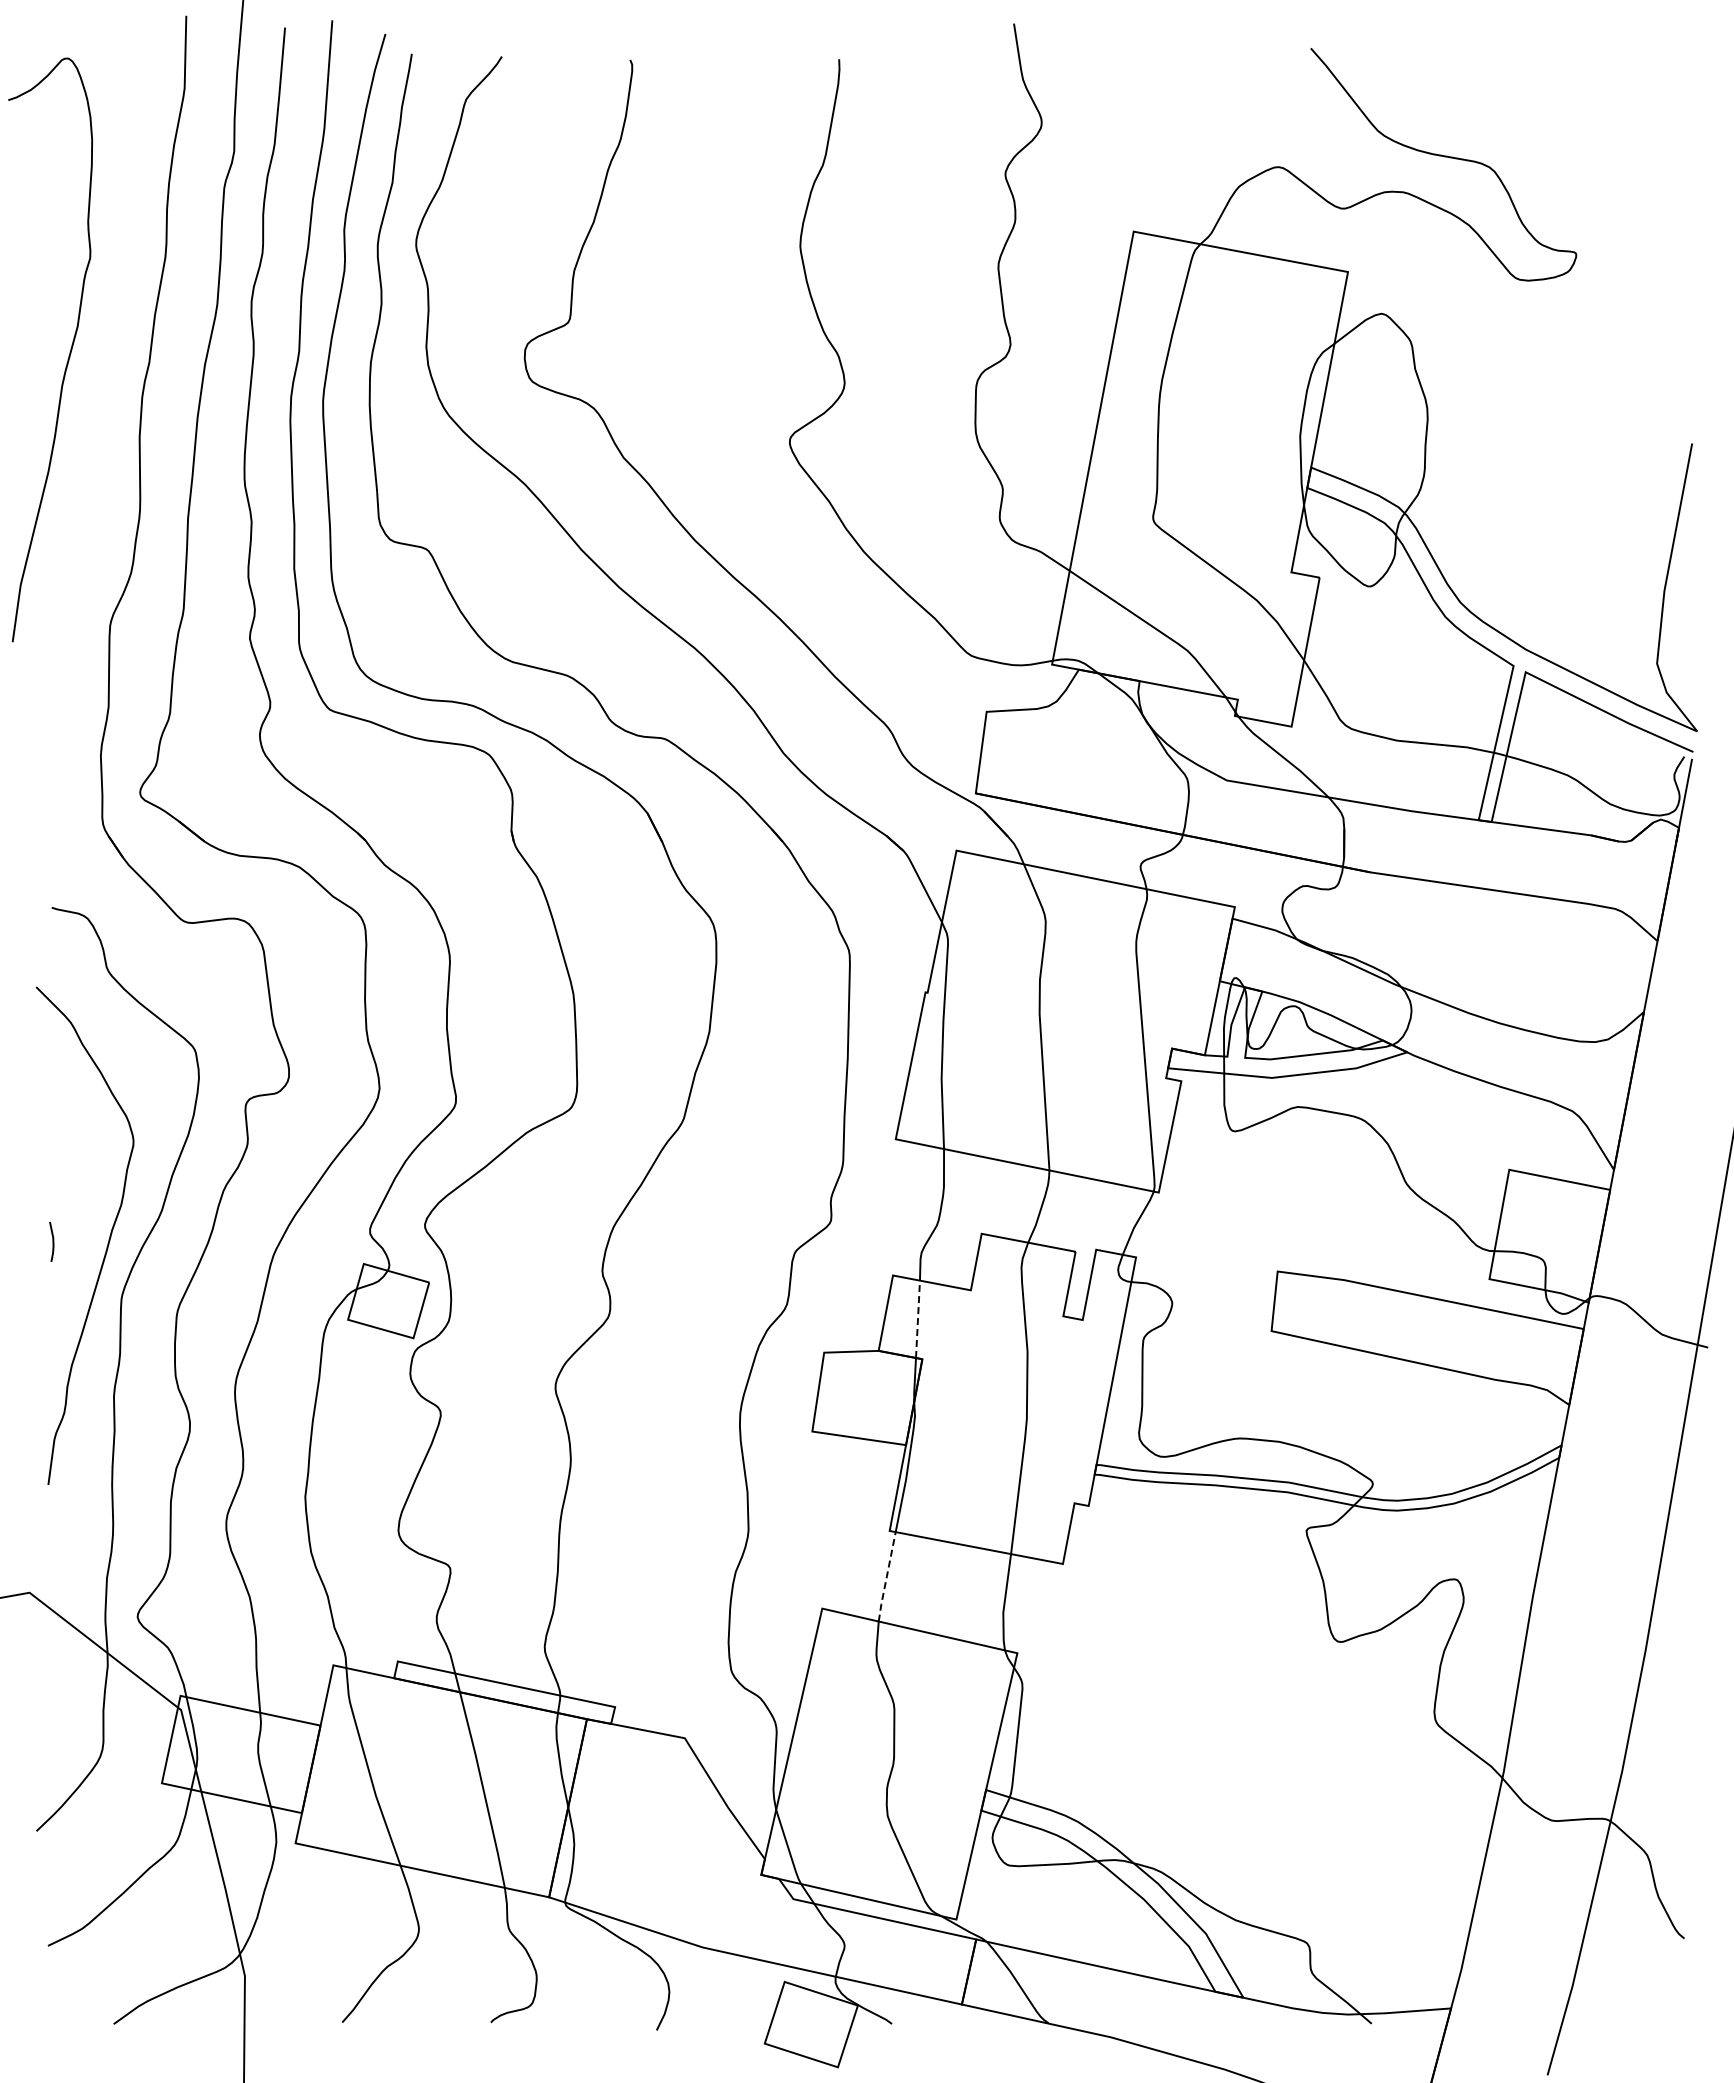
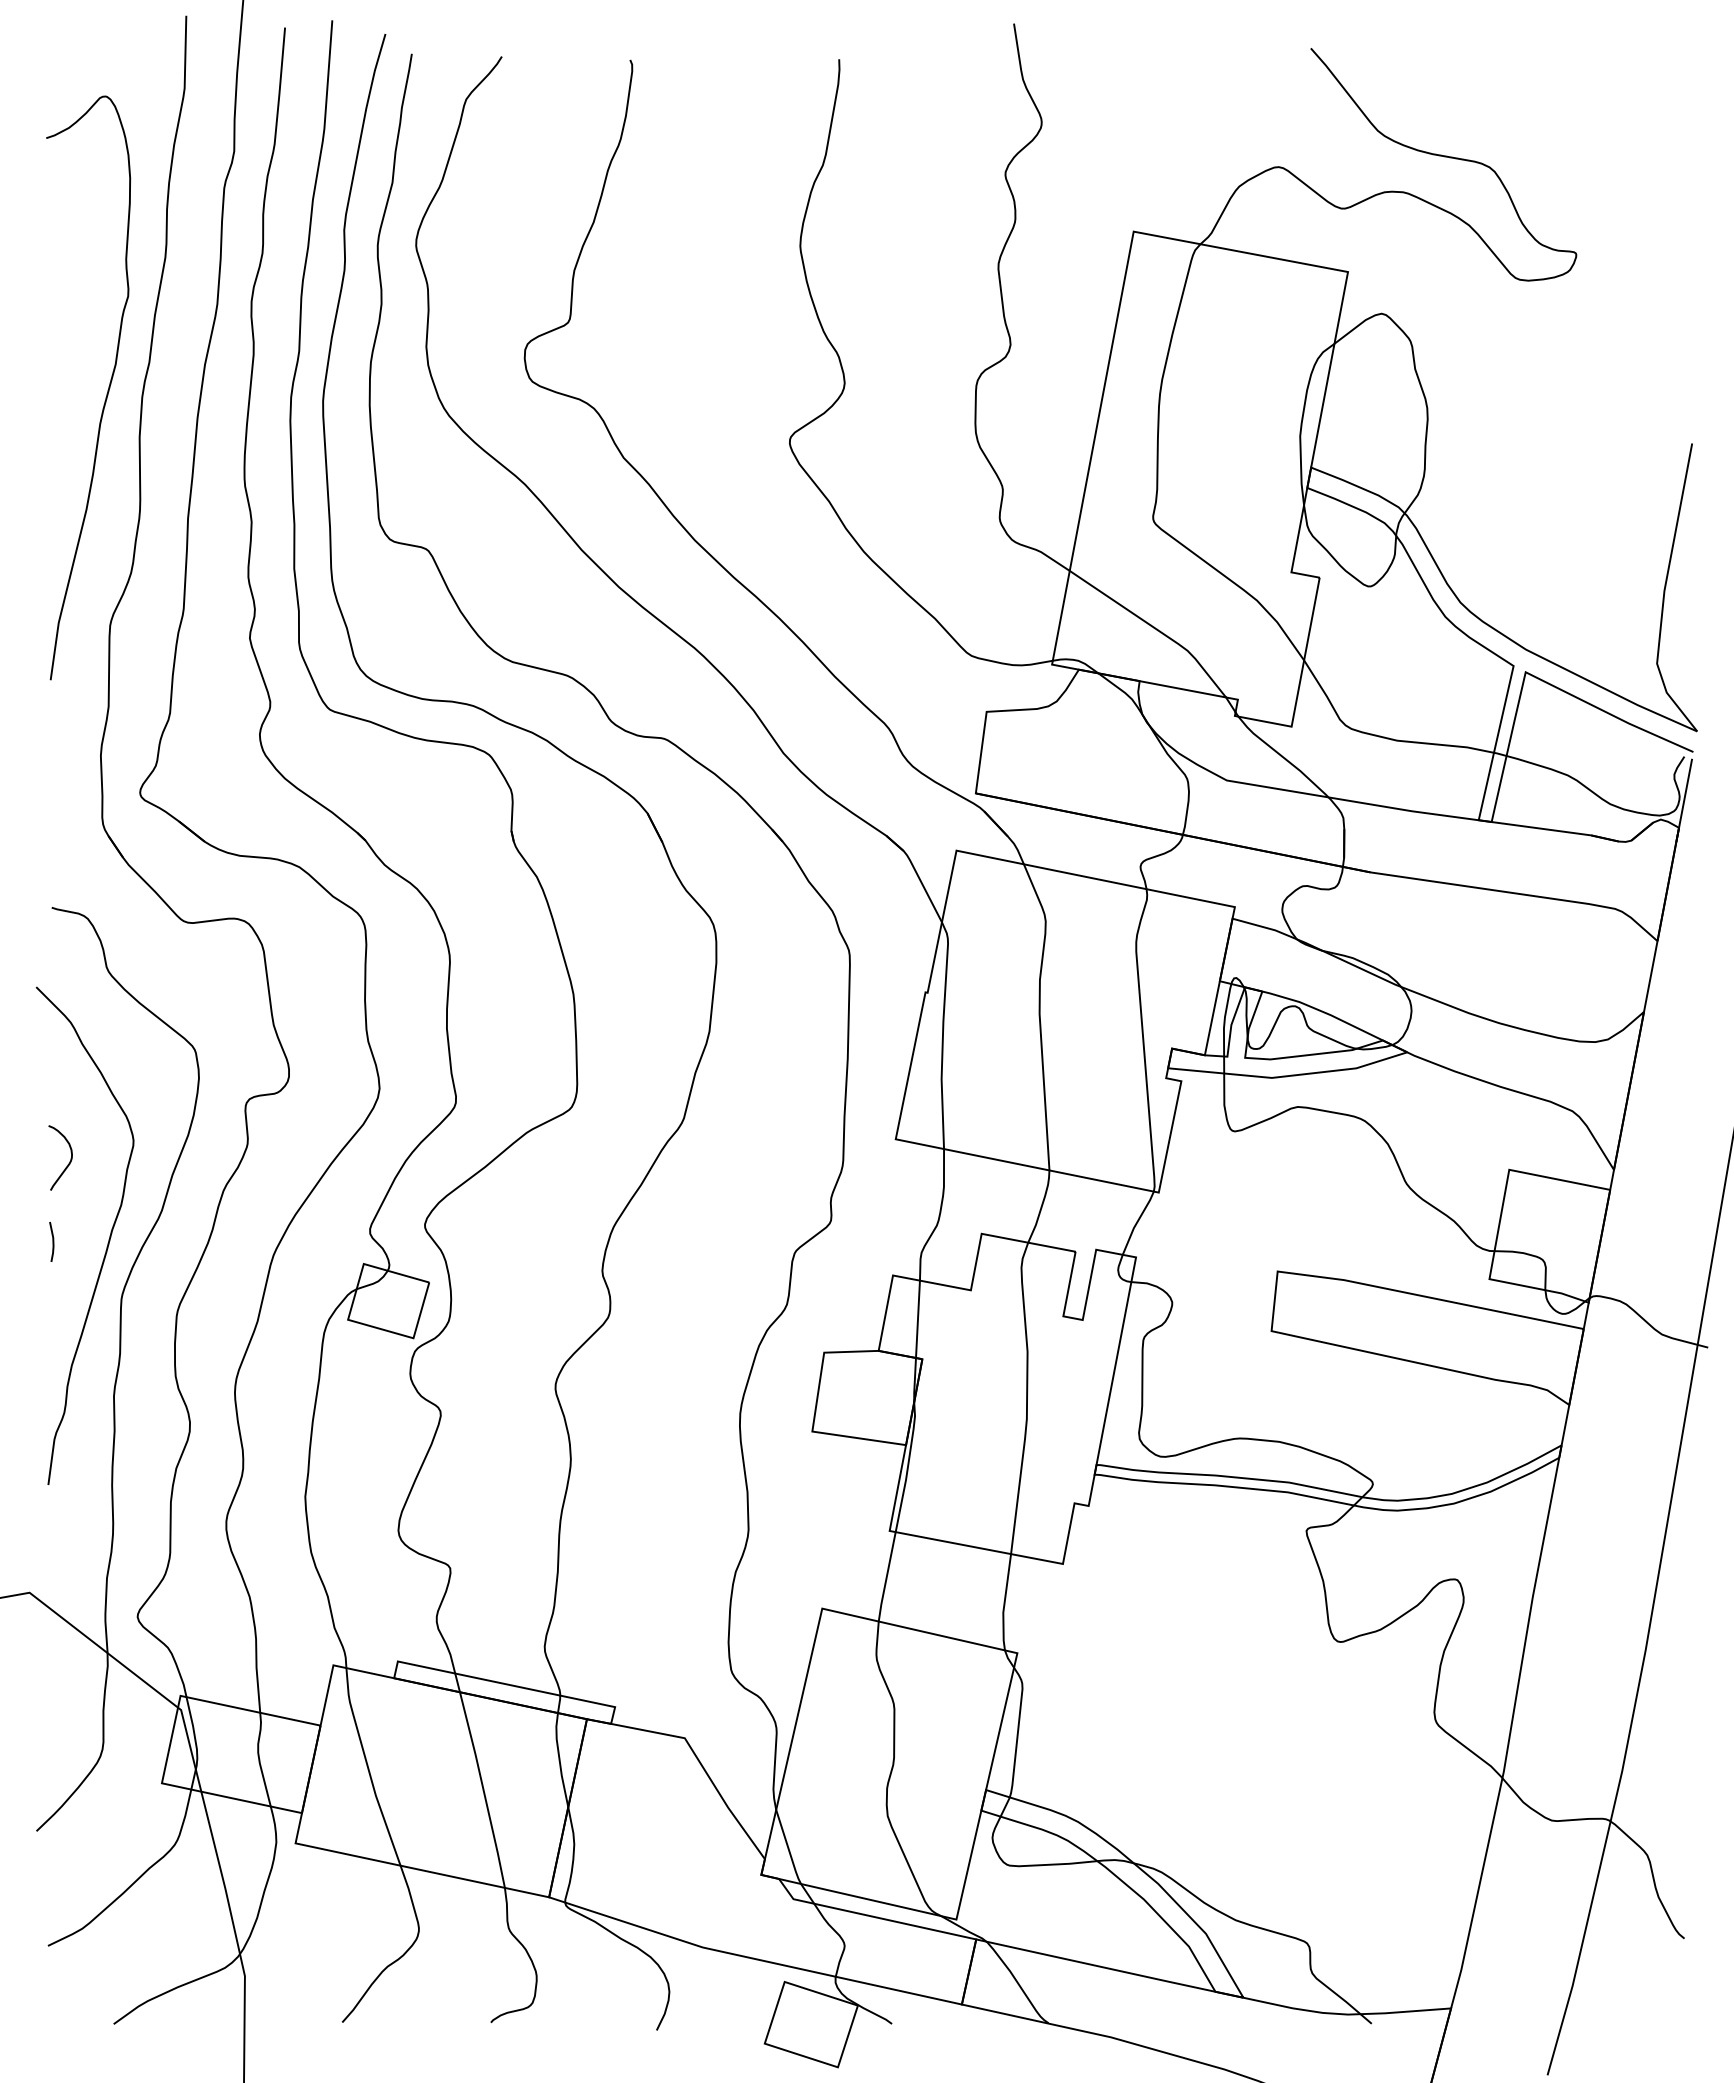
curve position: (68, 355) -> (106, 393) (106, 393)
curve: none -> present (69, 1161)
line: dashed -> solid (917, 1319)
line: dashed -> solid (886, 1576)
